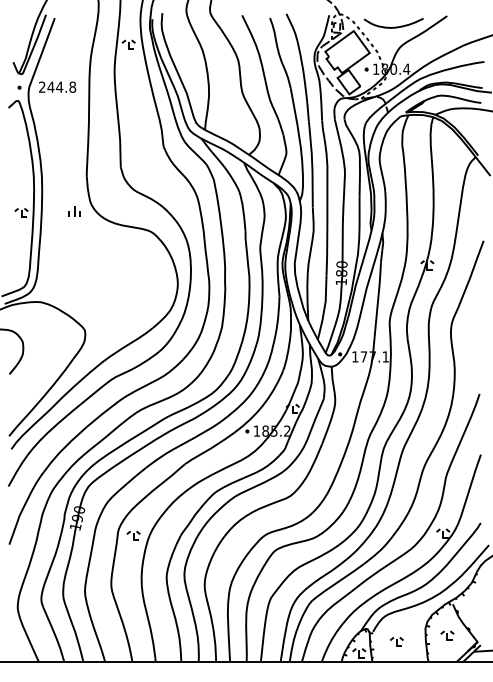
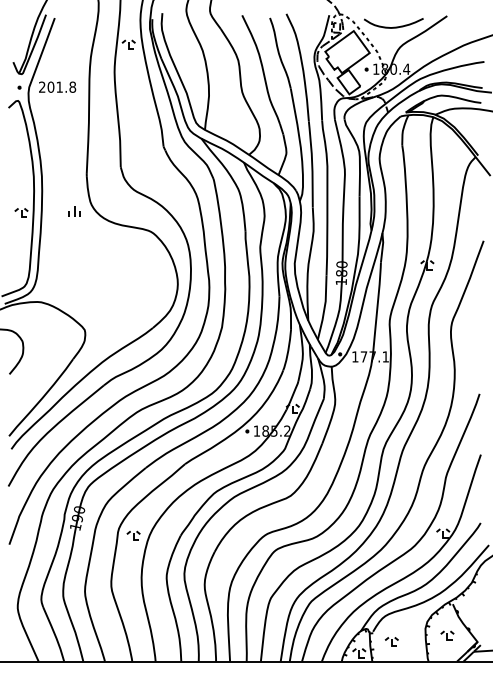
text: 244.8 -> 201.8 (55, 86)
part position: (396, 641) -> (391, 641) (391, 641)
